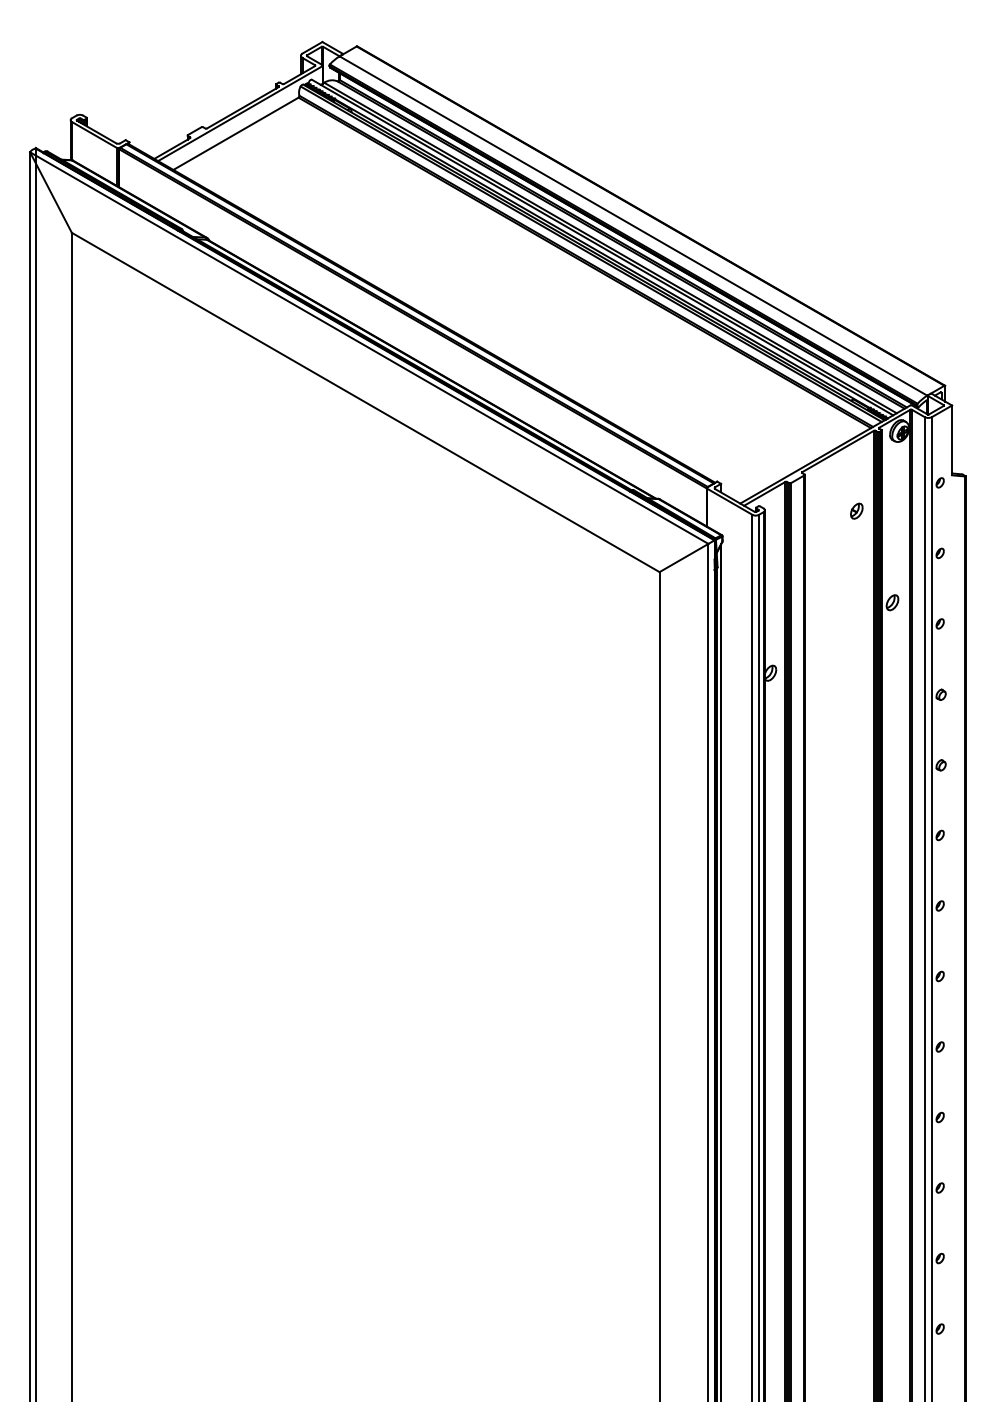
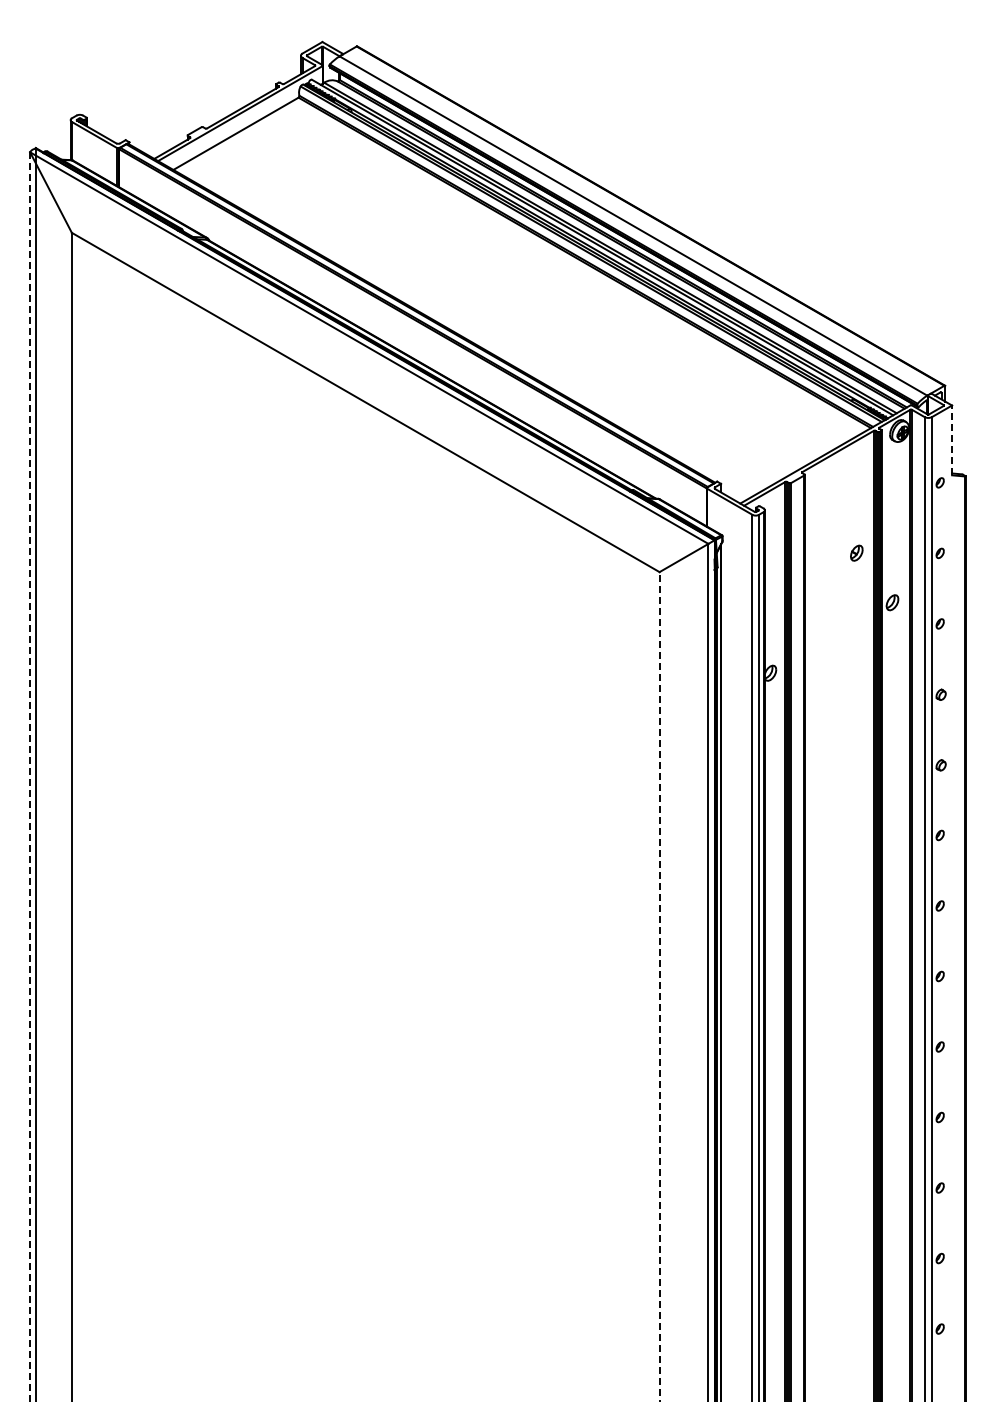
line: solid -> dashed (952, 440)
part position: (856, 510) -> (856, 552) (856, 552)
line: solid -> dashed (30, 777)
line: solid -> dashed (659, 986)
